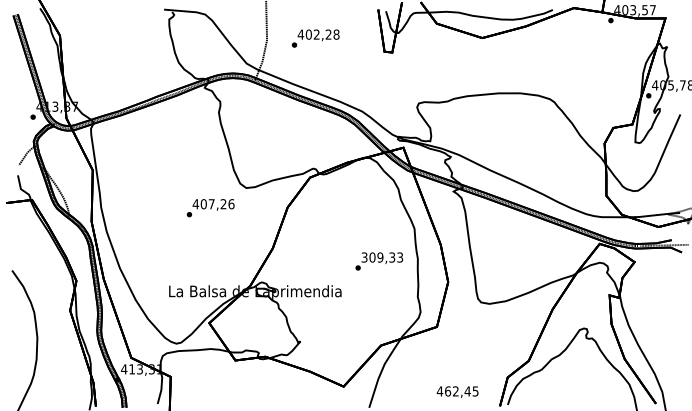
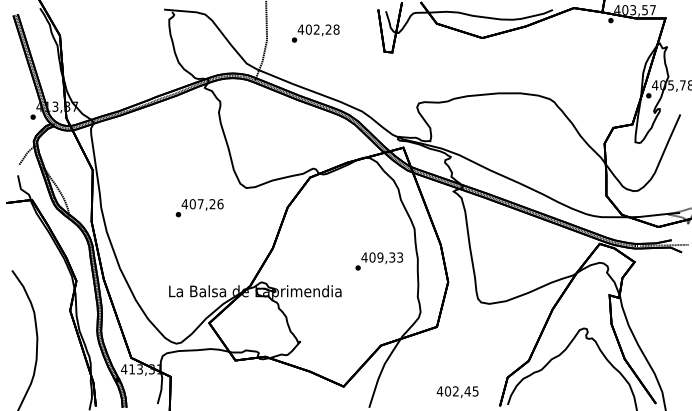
text position: (315, 38) -> (315, 33) (315, 33)
text position: (210, 208) -> (199, 208) (199, 208)
text: 309,33 -> 409,33 (364, 257)
text: 462,45 -> 402,45 (448, 391)
